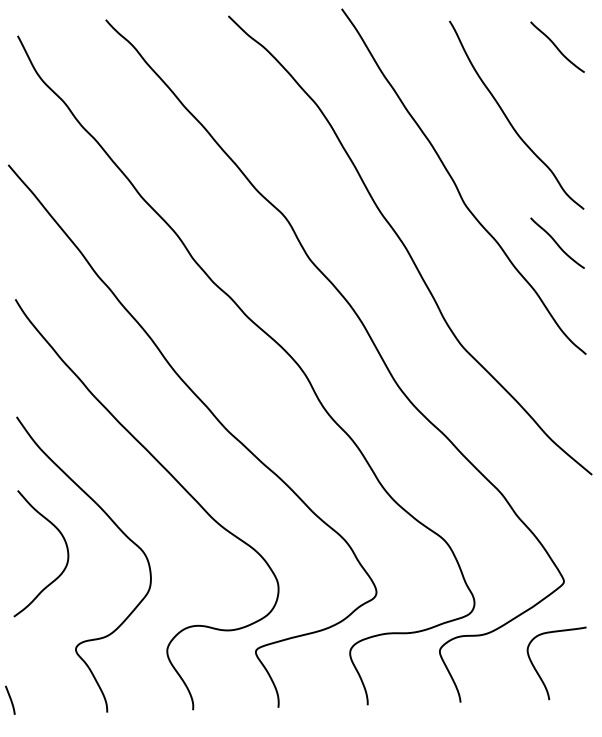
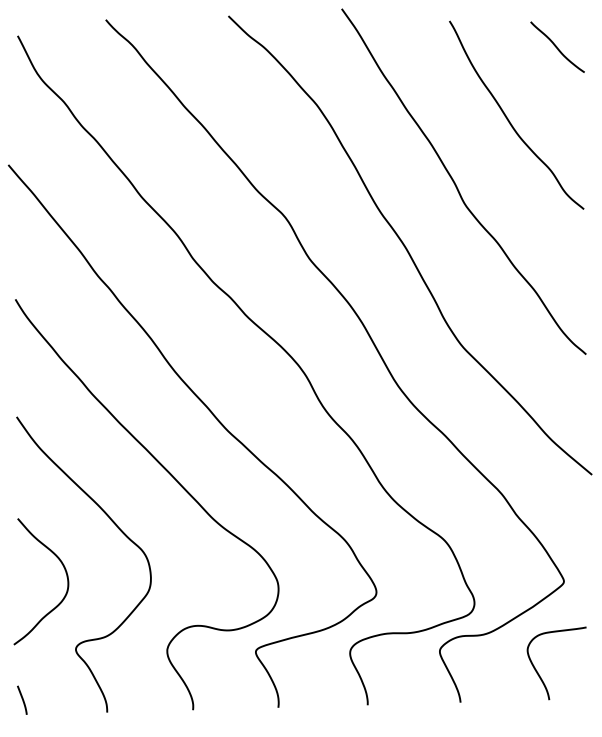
curve: present -> none (557, 242)
curve position: (65, 545) -> (65, 573) (65, 573)
curve position: (10, 699) -> (22, 699) (22, 699)
